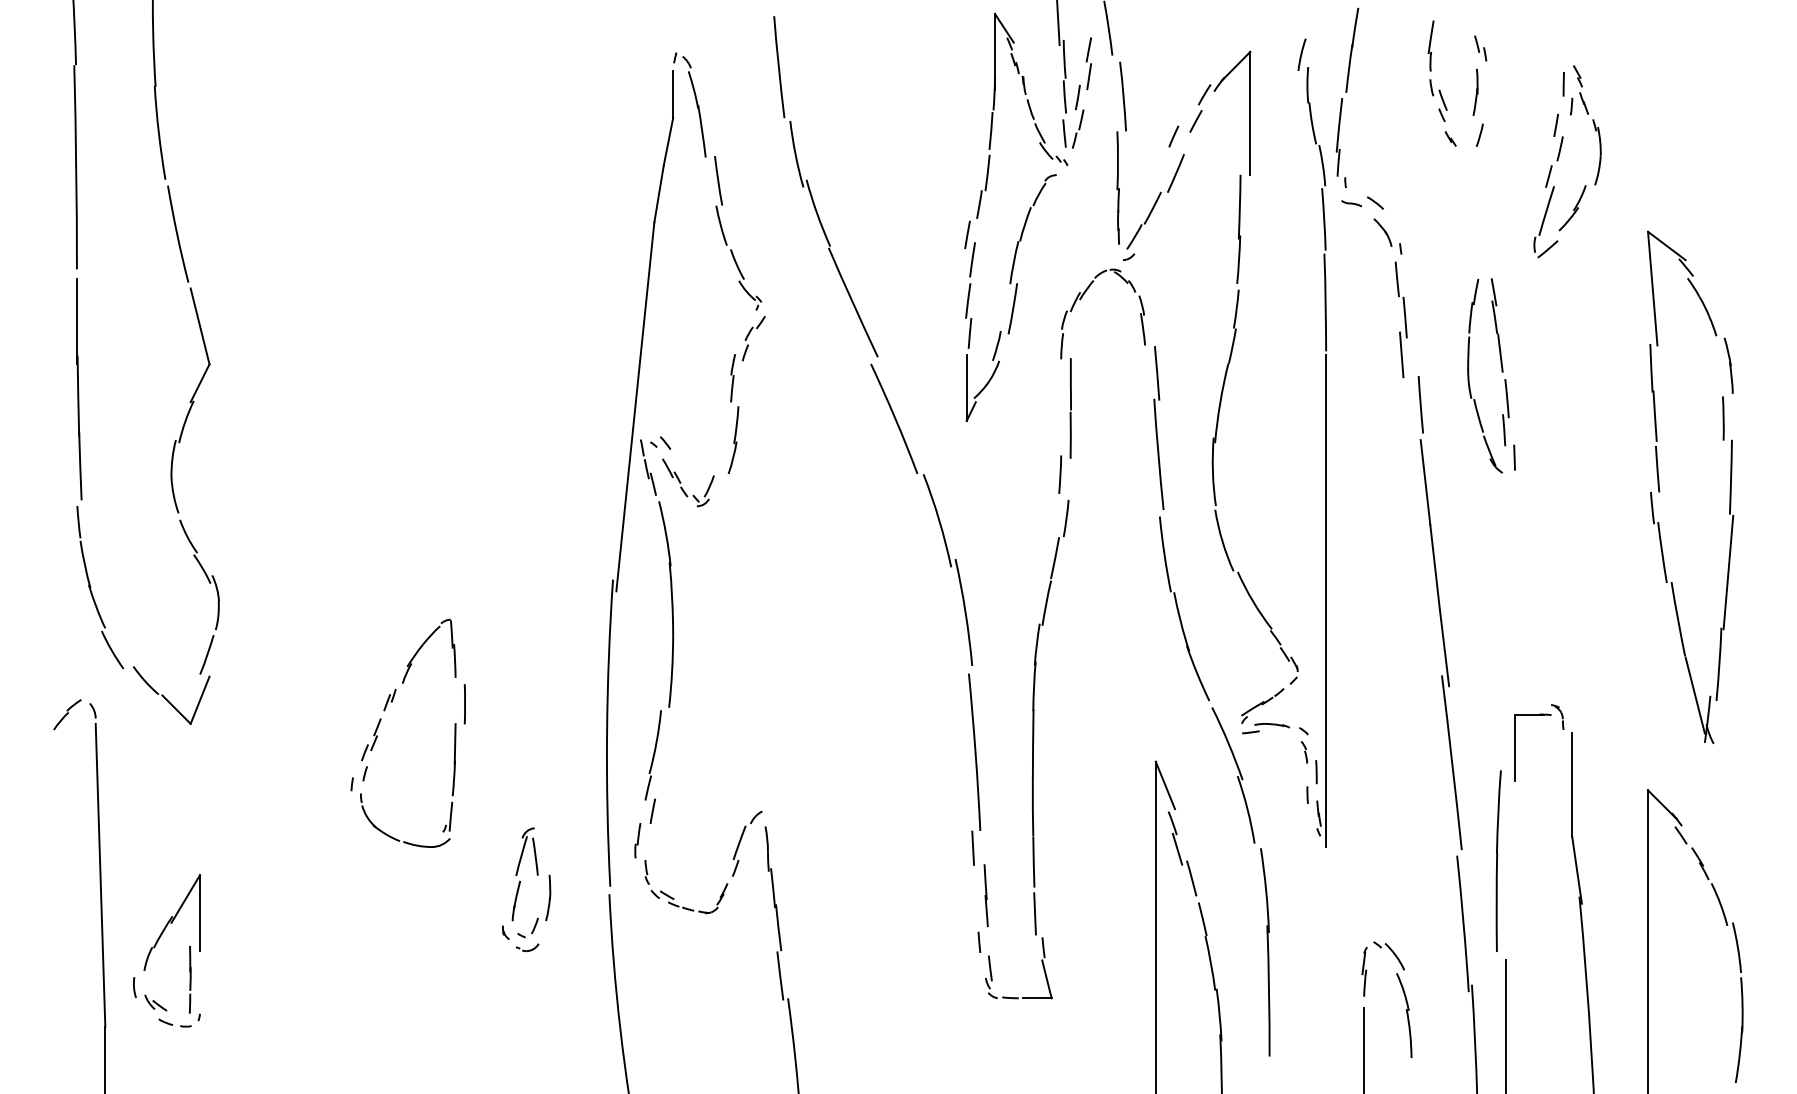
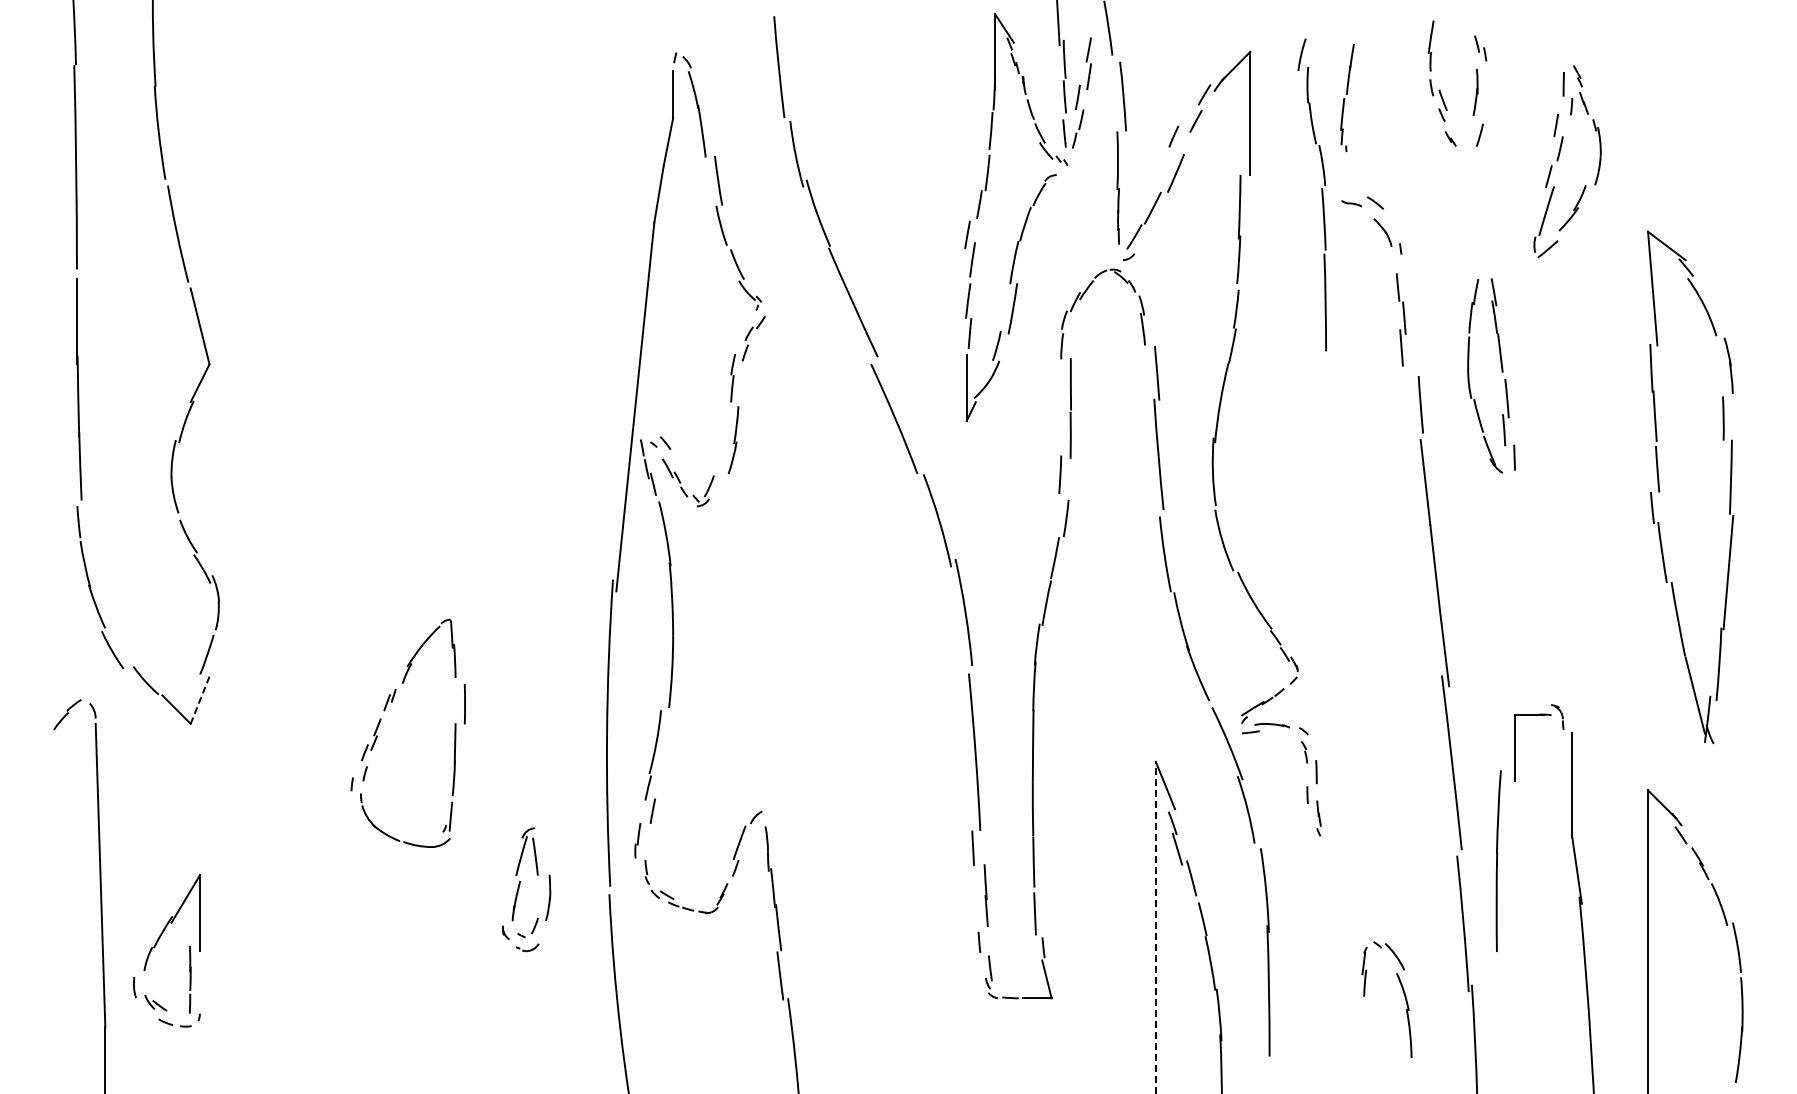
part size: 25x182 px -> 15x109 px (1347, 97)
part size: 14x118 px -> 12x94 px (1400, 319)
line: present -> none (1326, 600)
line: solid -> dashed (199, 700)
line: solid -> dashed (1155, 927)
line: present -> none (1506, 1025)
line: present -> none (1364, 1048)
